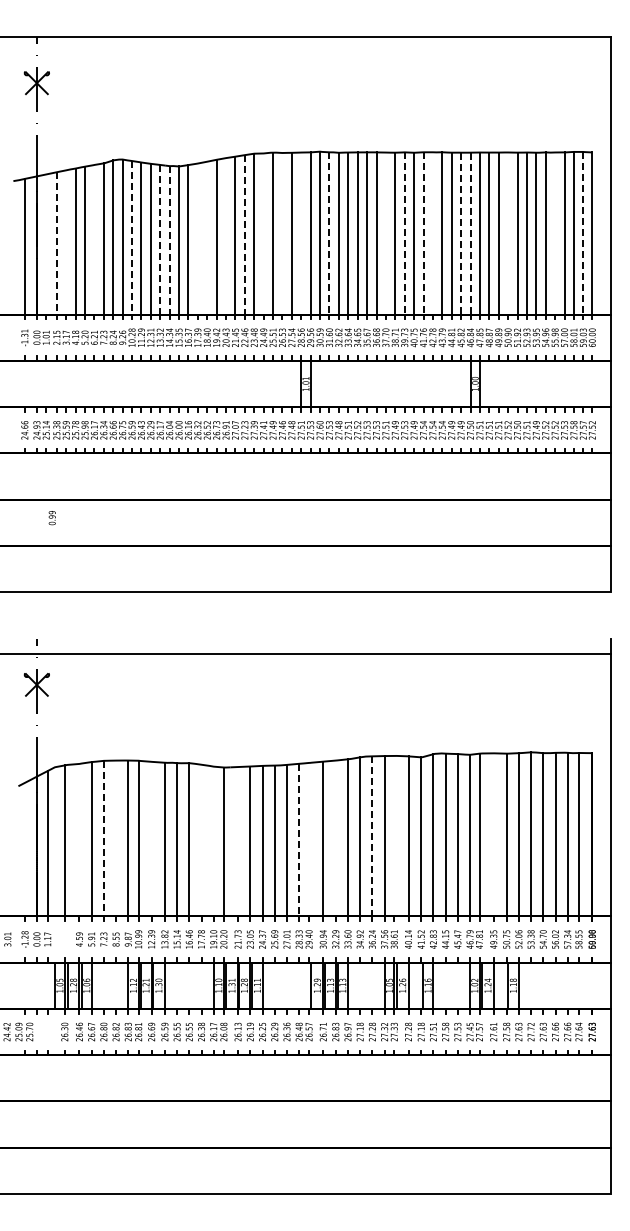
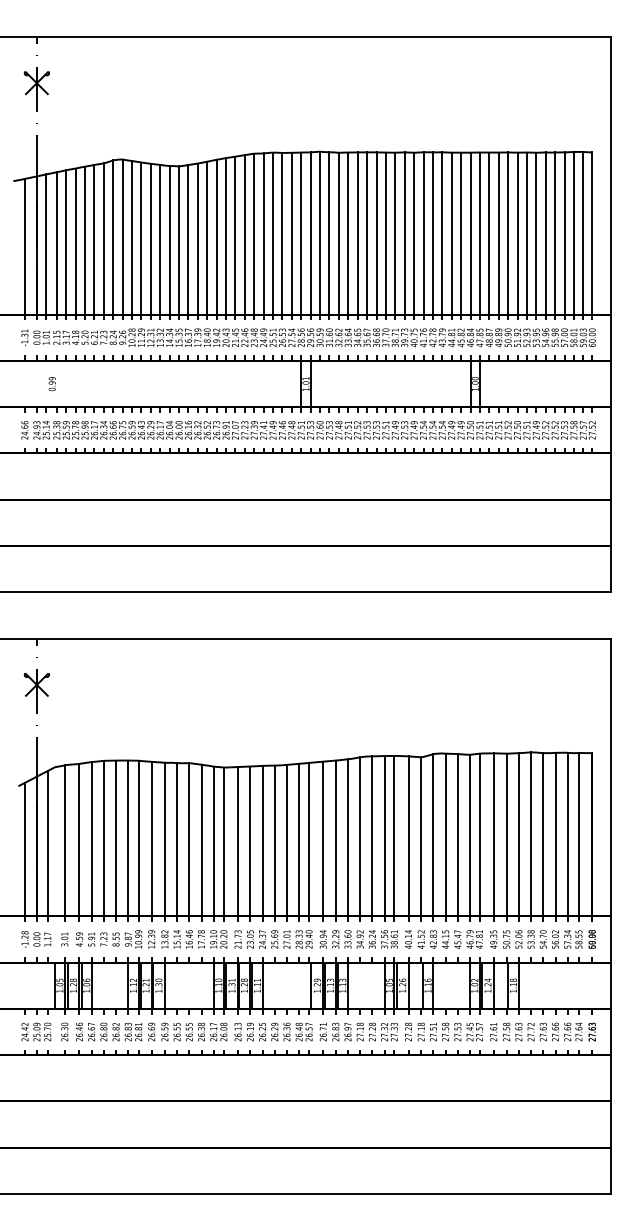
line: none -> present (263, 233)
line: none -> present (282, 233)
line: none -> present (301, 233)
line: dashed -> solid (329, 233)
line: none -> present (385, 233)
line: dashed -> solid (423, 233)
line: none -> present (432, 233)
line: dashed -> solid (461, 233)
line: dashed -> solid (470, 233)
line: none -> present (508, 233)
line: none -> present (555, 233)
line: dashed -> solid (583, 233)
line: dashed -> solid (244, 234)
line: dashed -> solid (404, 234)
line: none -> present (226, 236)
line: dashed -> solid (132, 237)
line: none -> present (207, 237)
line: none -> present (197, 238)
line: none -> present (94, 239)
line: dashed -> solid (160, 239)
line: dashed -> solid (169, 240)
line: none -> present (66, 242)
line: dashed -> solid (56, 243)
line: none -> present (46, 244)
text position: (51, 518) -> (51, 384) (51, 384)
line position: (306, 653) -> (306, 638) (306, 638)
line: none -> present (493, 834)
line: none -> present (394, 835)
line: dashed -> solid (372, 836)
line: dashed -> solid (103, 838)
line: none -> present (116, 838)
line: none -> present (151, 838)
line: none -> present (335, 838)
line: none -> present (79, 839)
line: none -> present (309, 839)
line: none -> present (201, 840)
line: dashed -> solid (299, 840)
line: none -> present (213, 841)
line: none -> present (238, 841)
line: none -> present (25, 849)
text position: (7, 939) -> (64, 939) (64, 939)
text position: (18, 1031) -> (36, 1031) (36, 1031)
